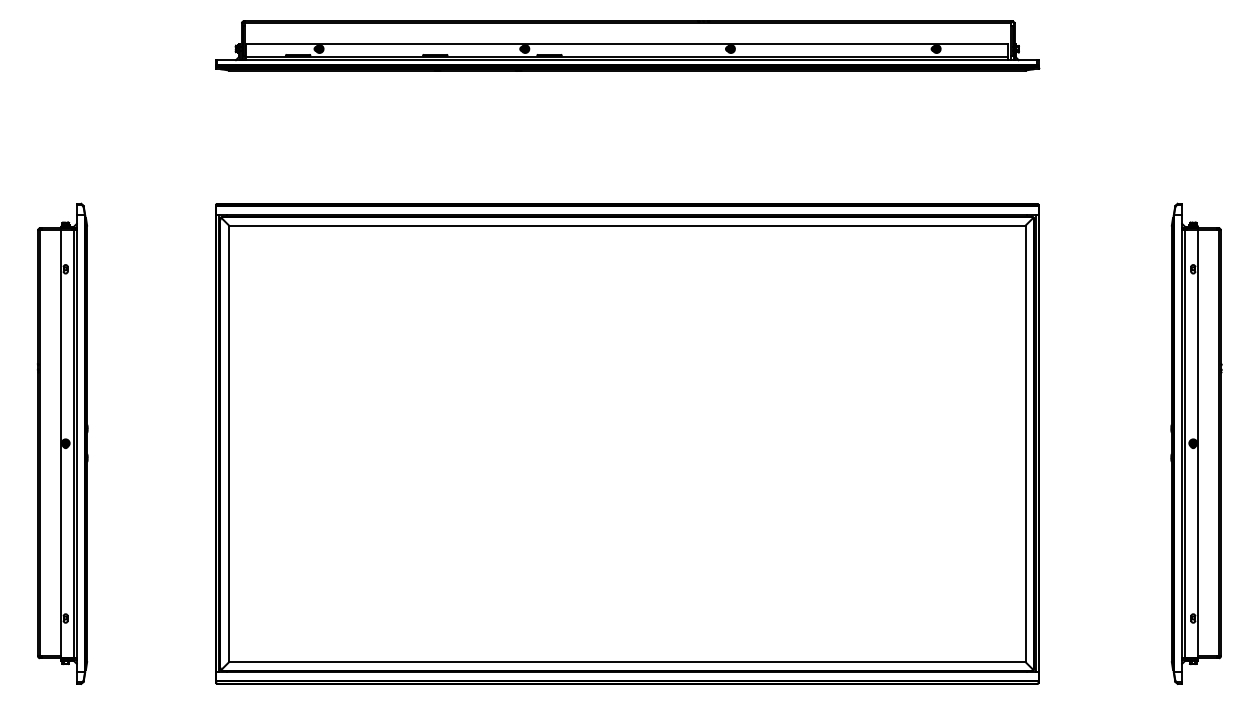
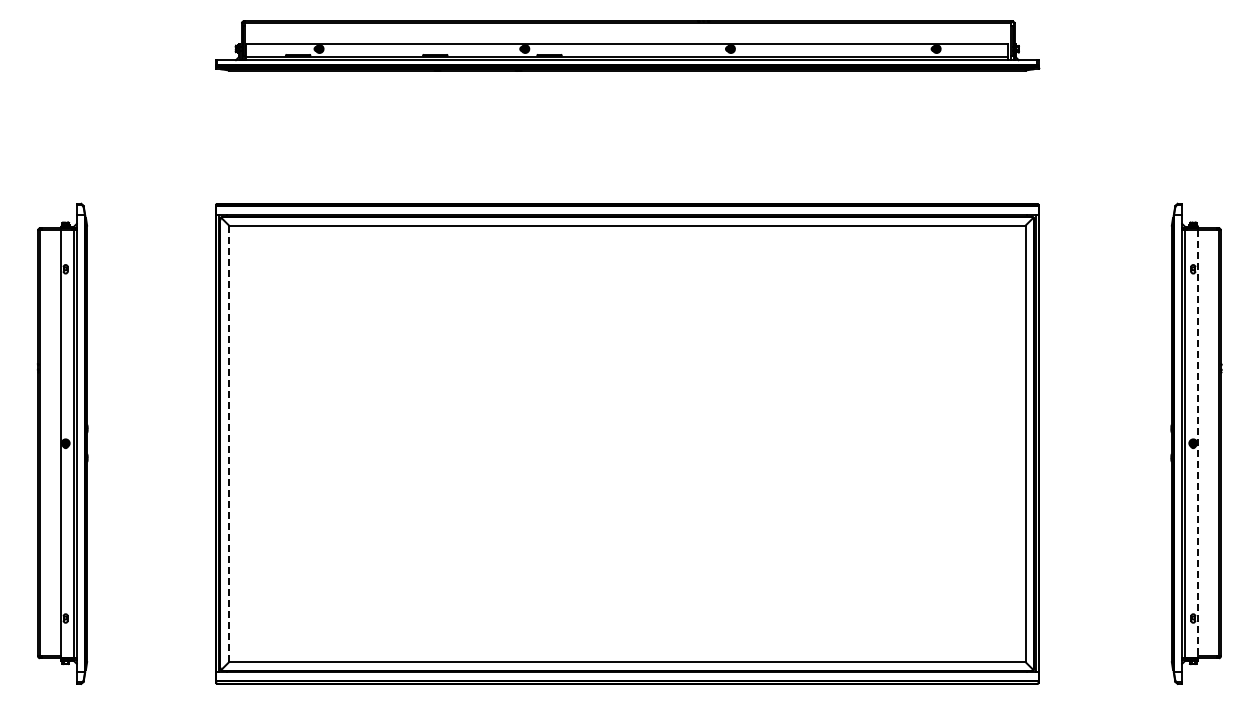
line: solid -> dashed (229, 444)
line: solid -> dashed (1197, 444)
